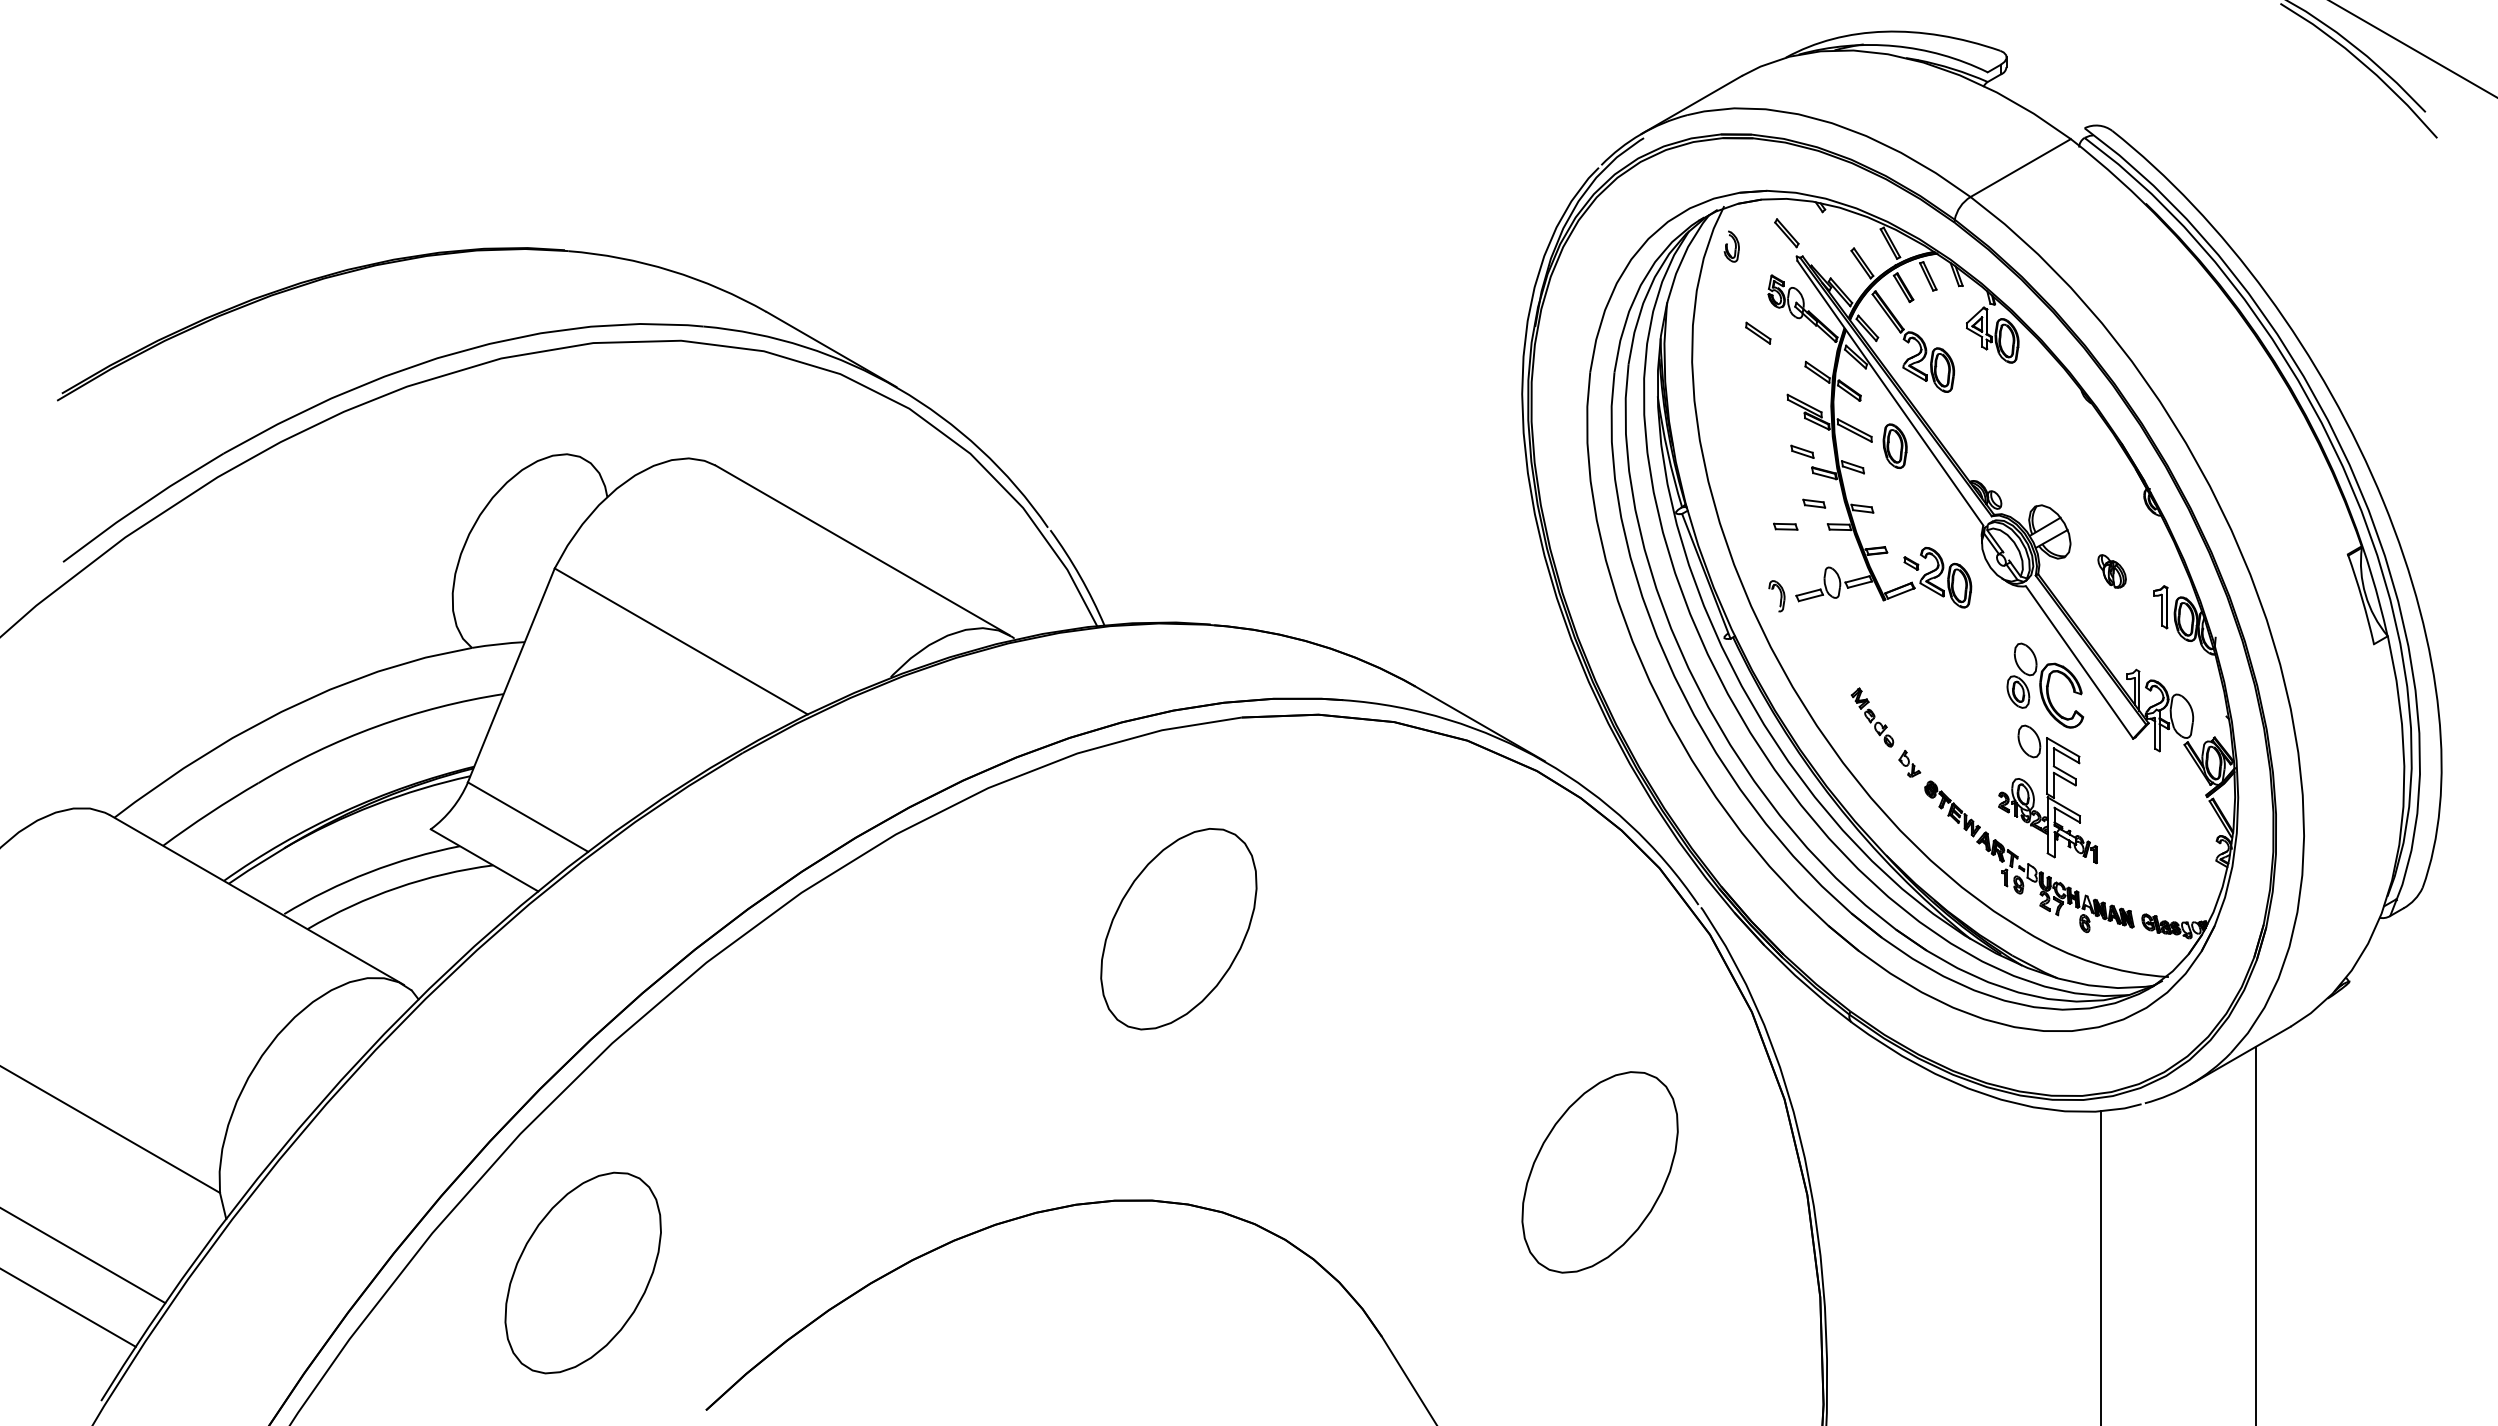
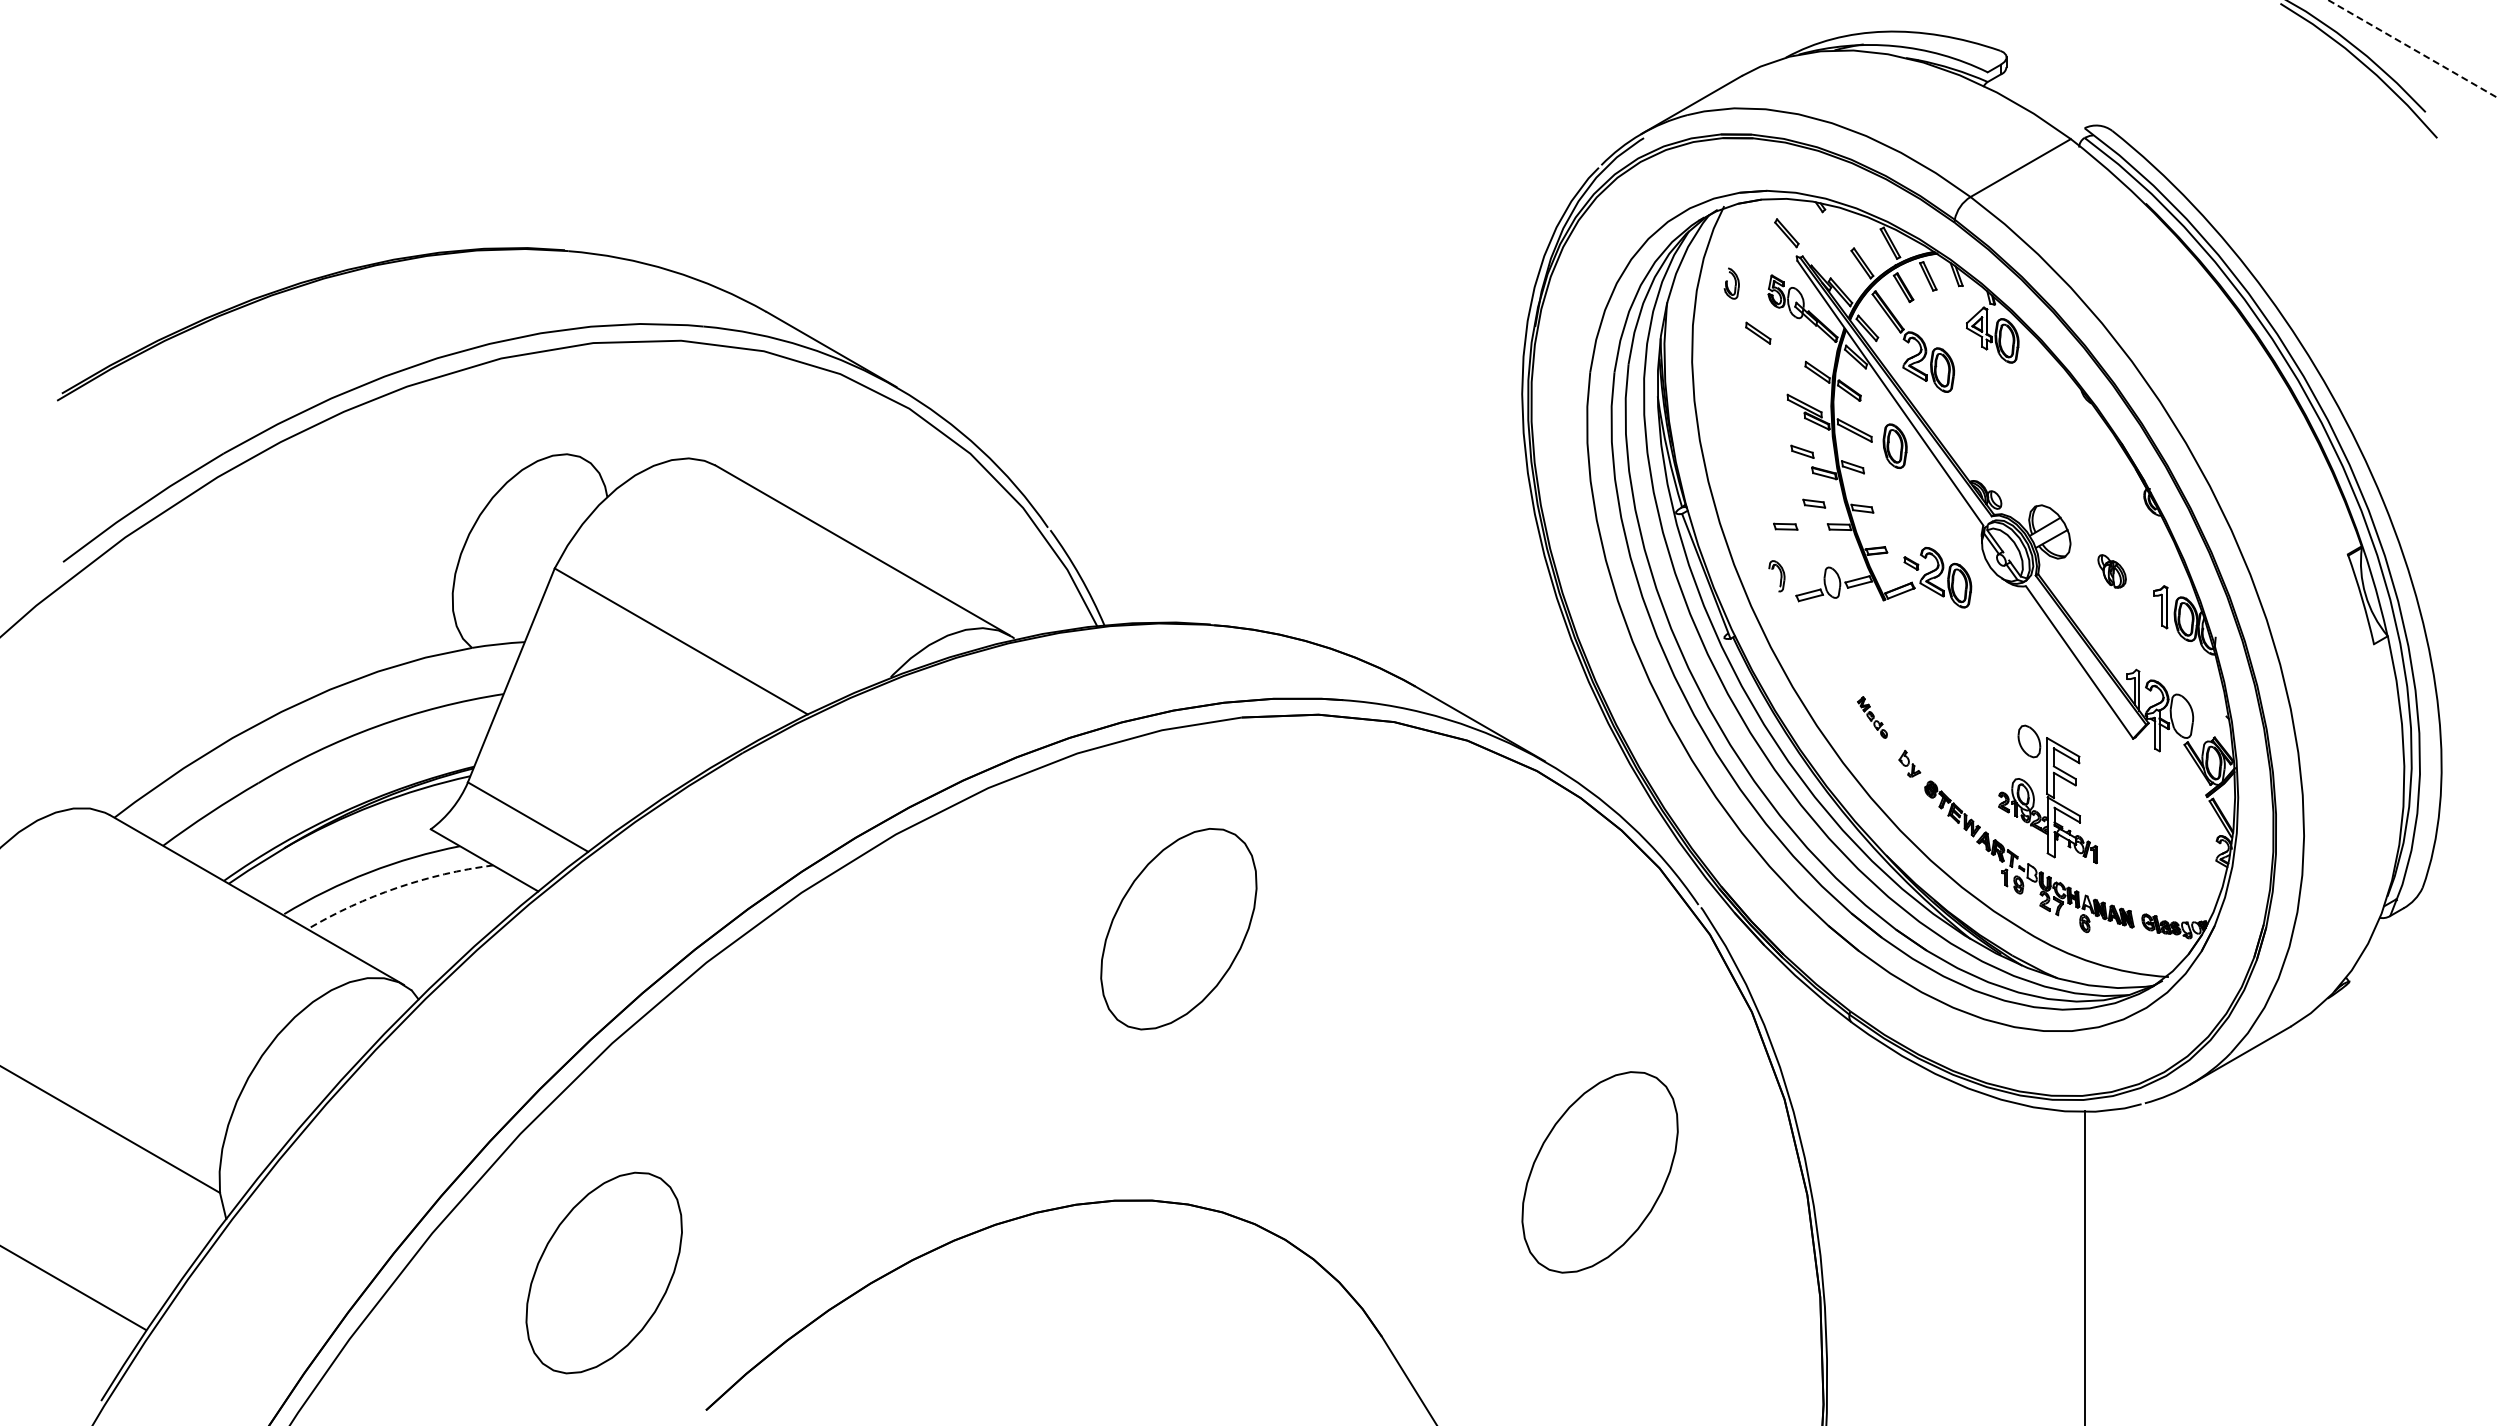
line: solid -> dashed (2412, 48)
part position: (1731, 246) -> (1731, 283) (1731, 283)
part position: (1776, 596) -> (1776, 576) (1776, 576)
part: present -> none (2045, 685)
part size: 45x61 px -> 31x43 px (1872, 717)
arc: solid -> dashed (397, 887)
line: present -> none (2255, 1234)
line: present -> none (83, 1255)
line position: (2100, 1266) -> (2084, 1266) (2084, 1266)
part position: (582, 1272) -> (603, 1272) (603, 1272)
line position: (68, 1308) -> (73, 1288) (73, 1288)
